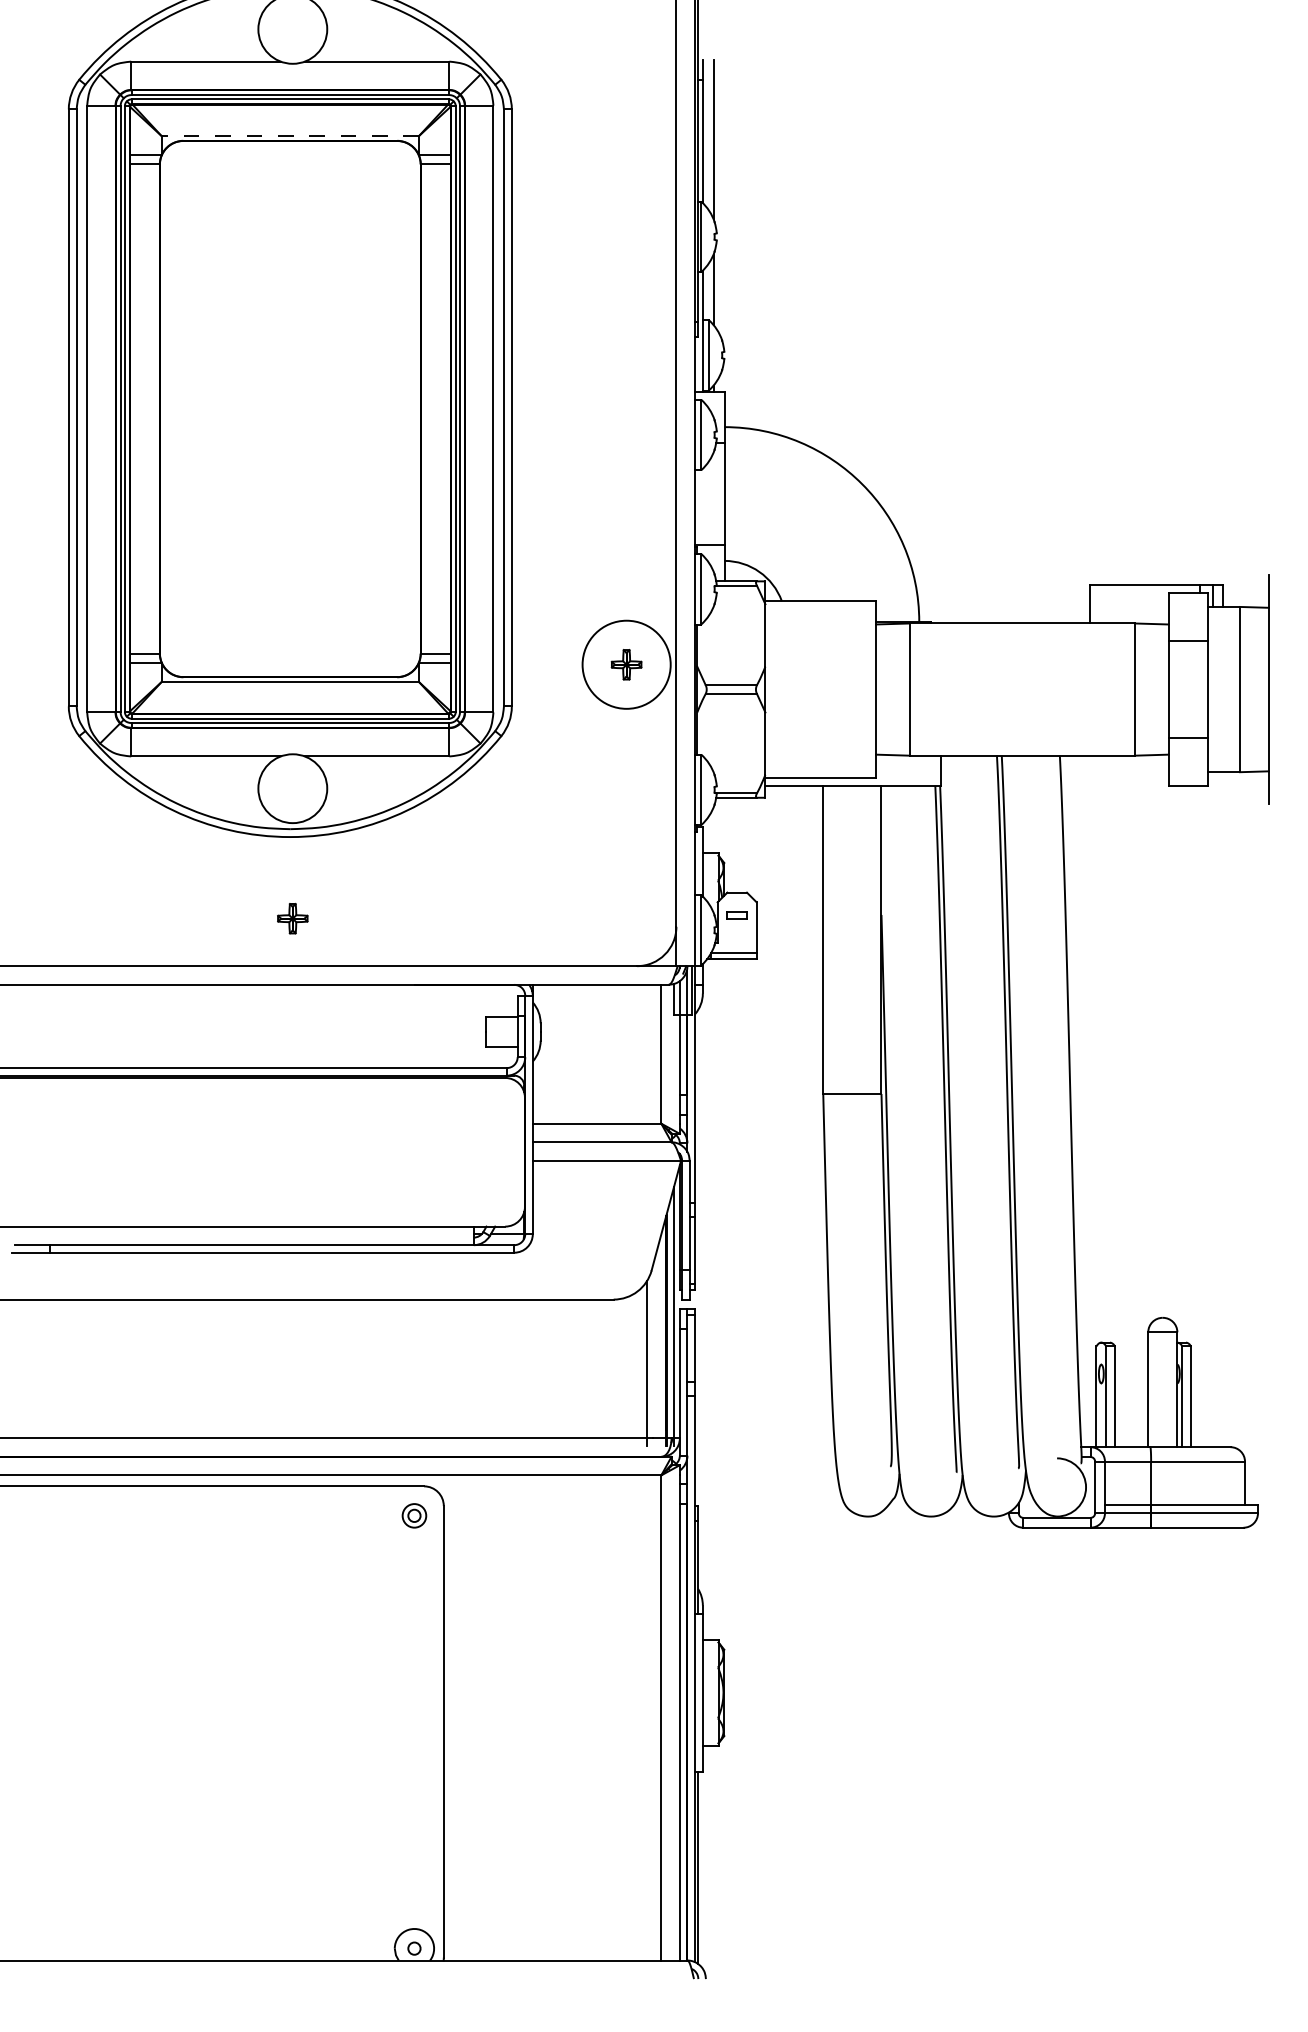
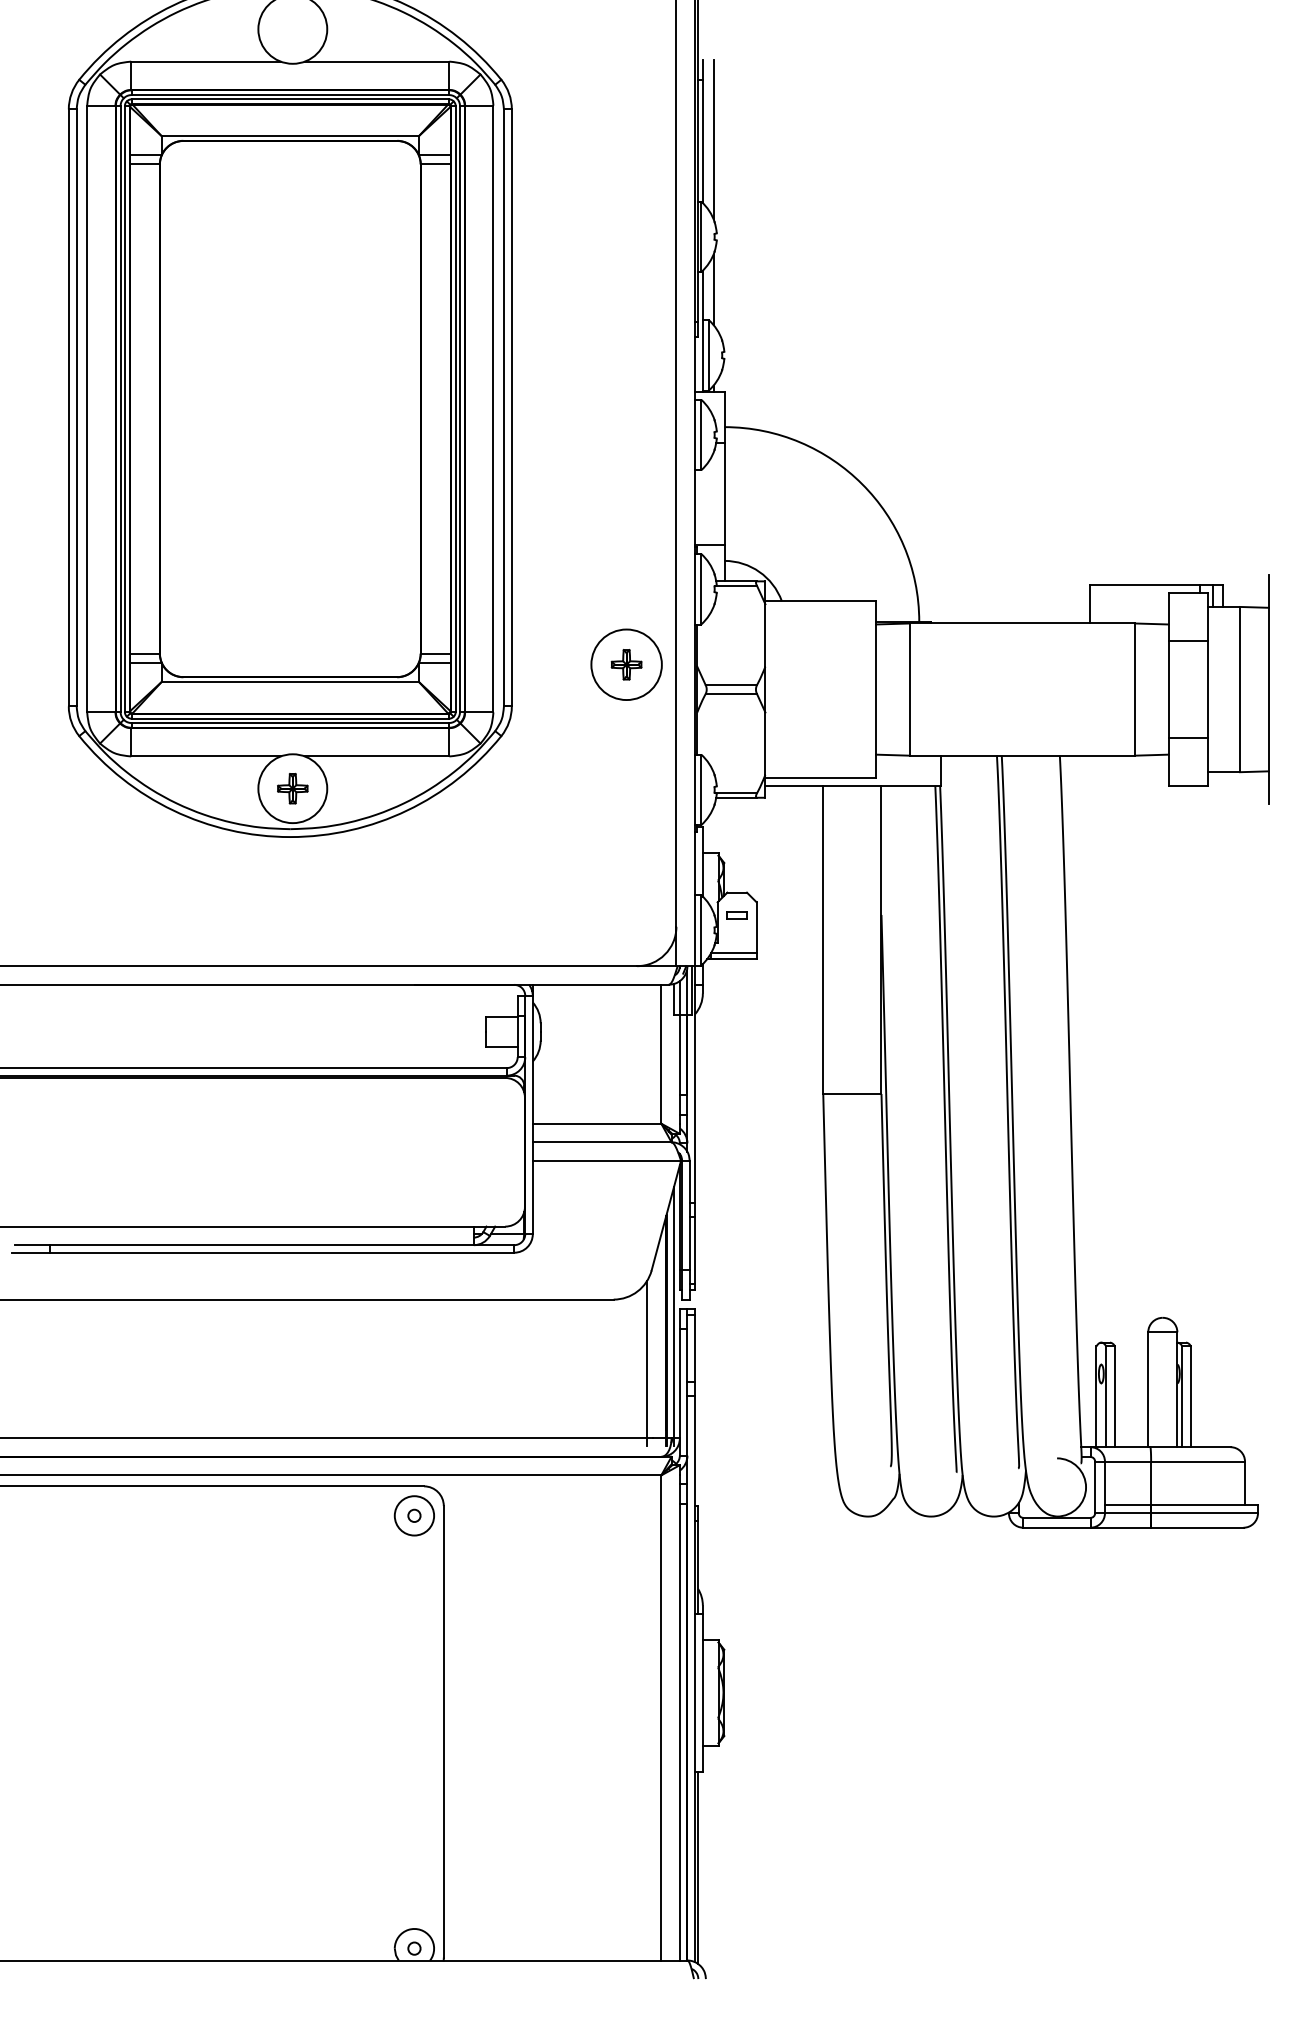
line: dashed -> solid (290, 136)
circle diameter: 88 px -> 70 px (626, 664)
part position: (292, 918) -> (292, 788) (292, 788)
circle diameter: 24 px -> 39 px (414, 1515)
